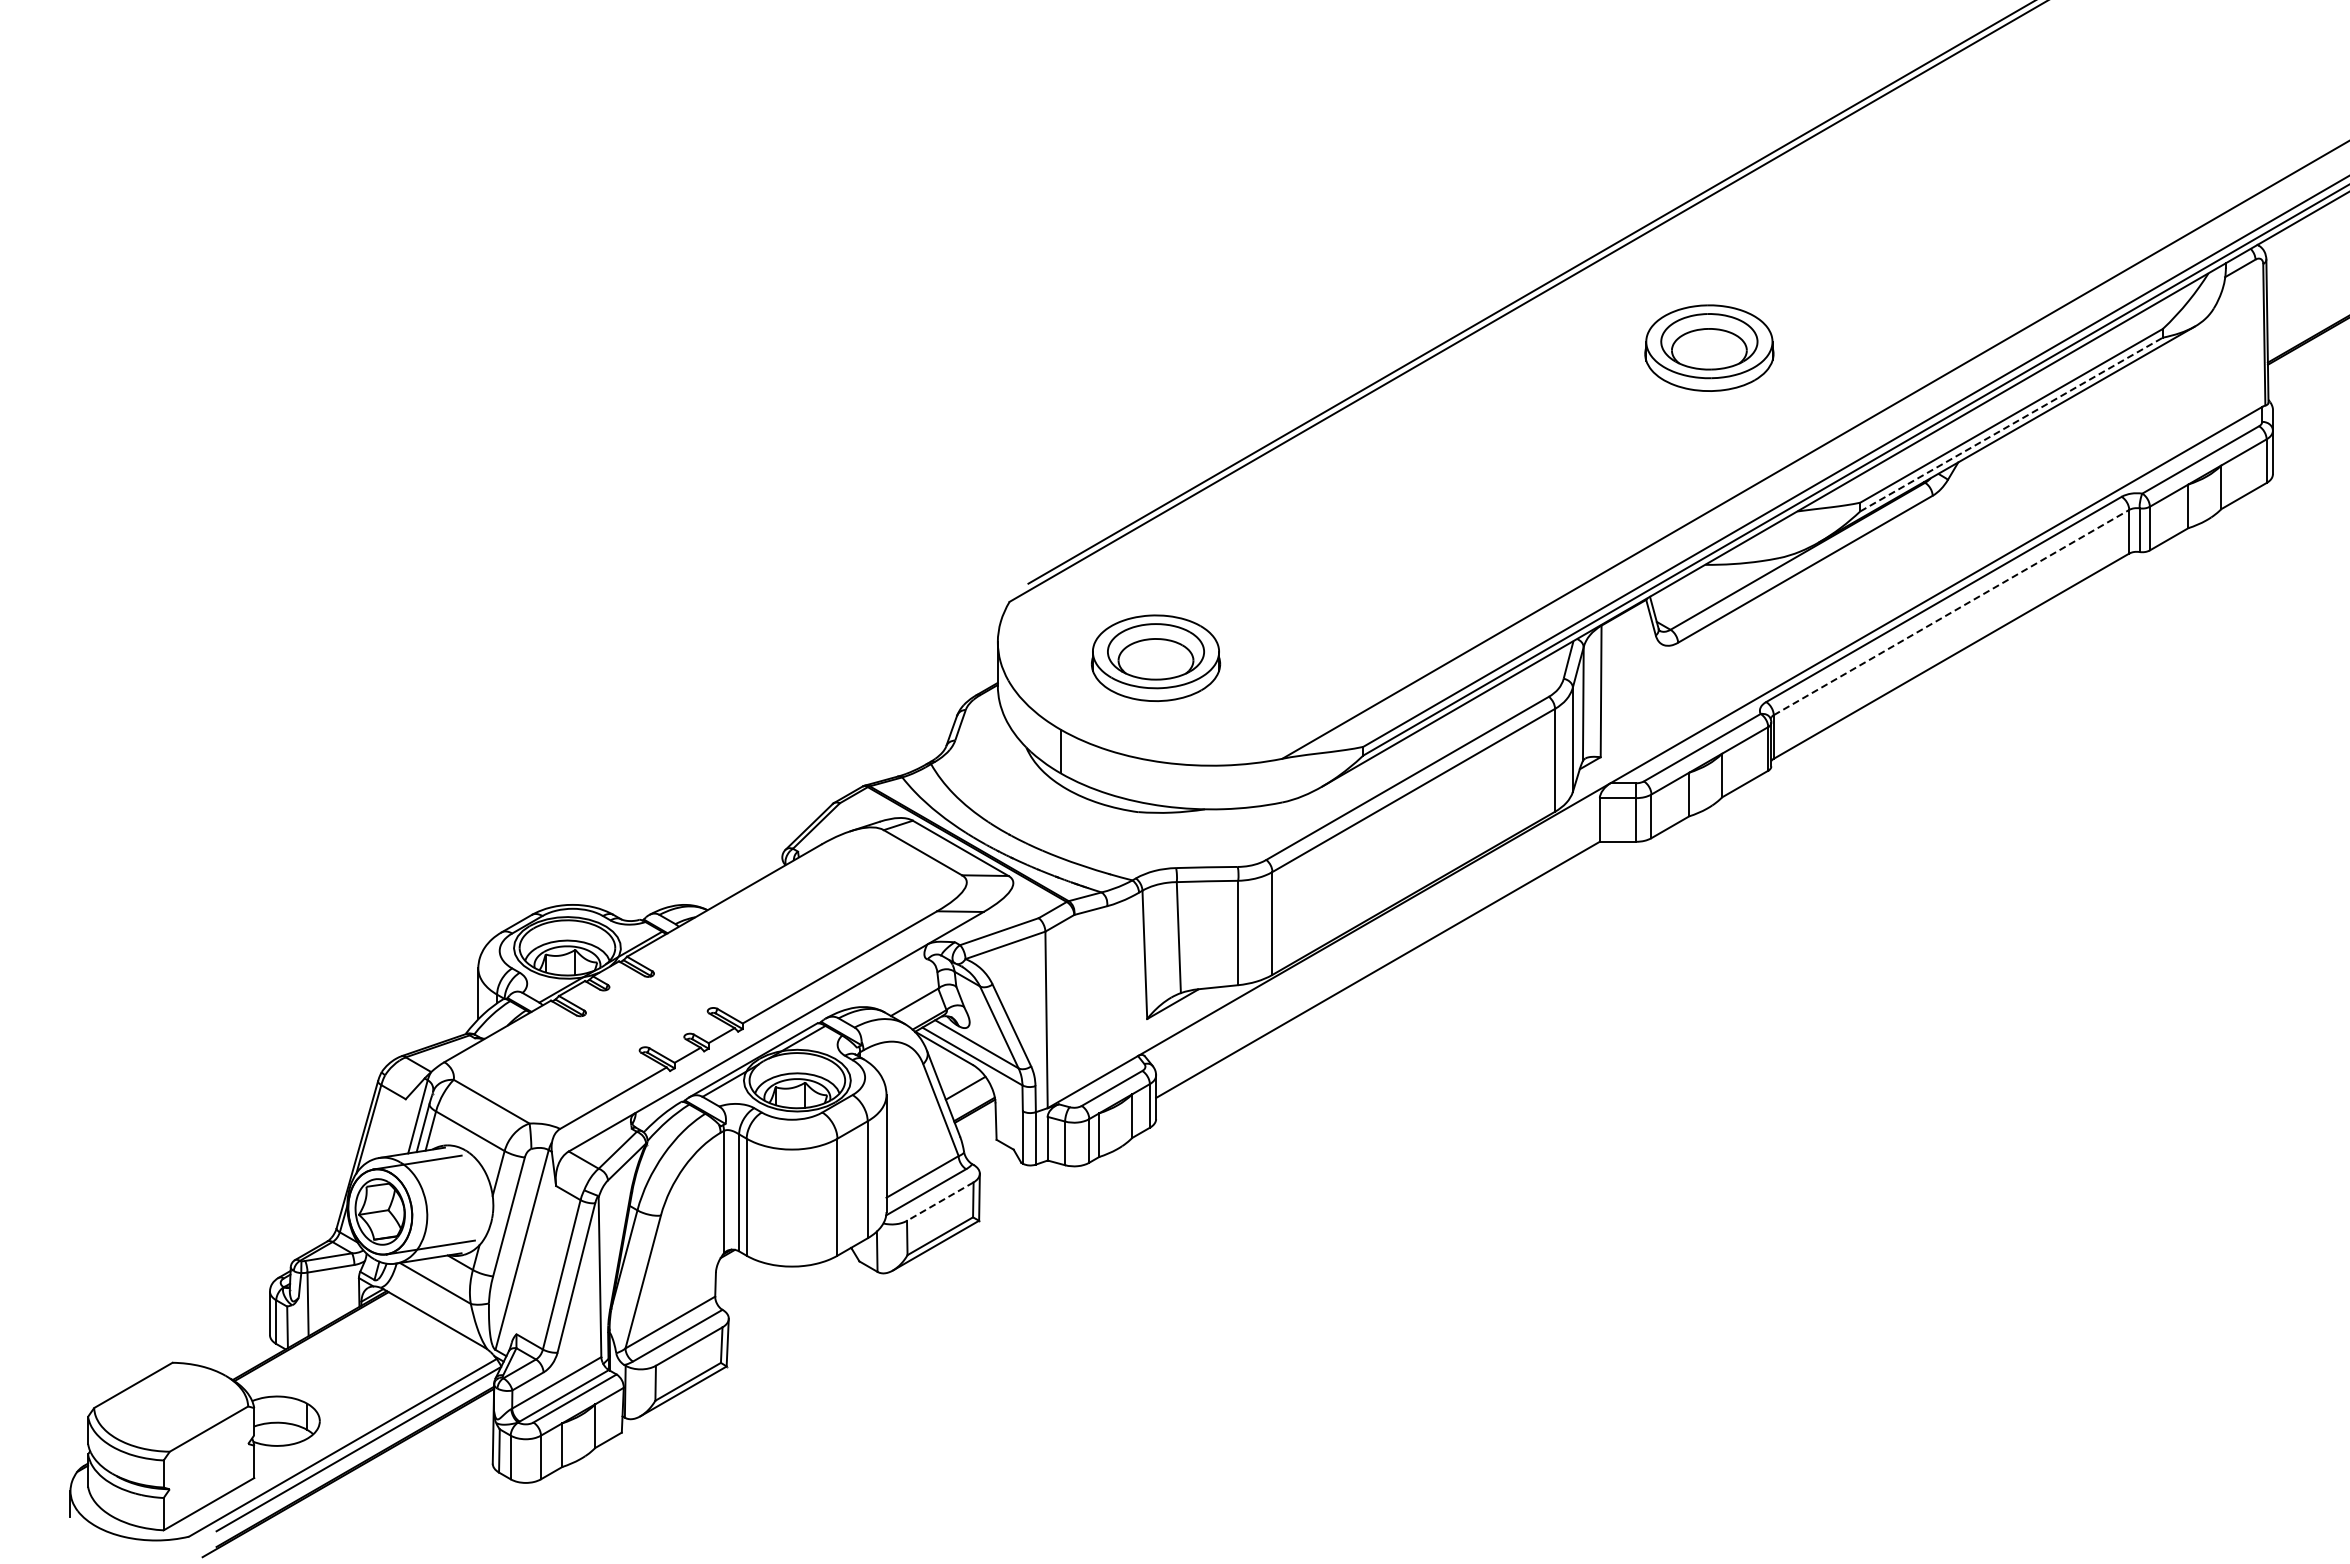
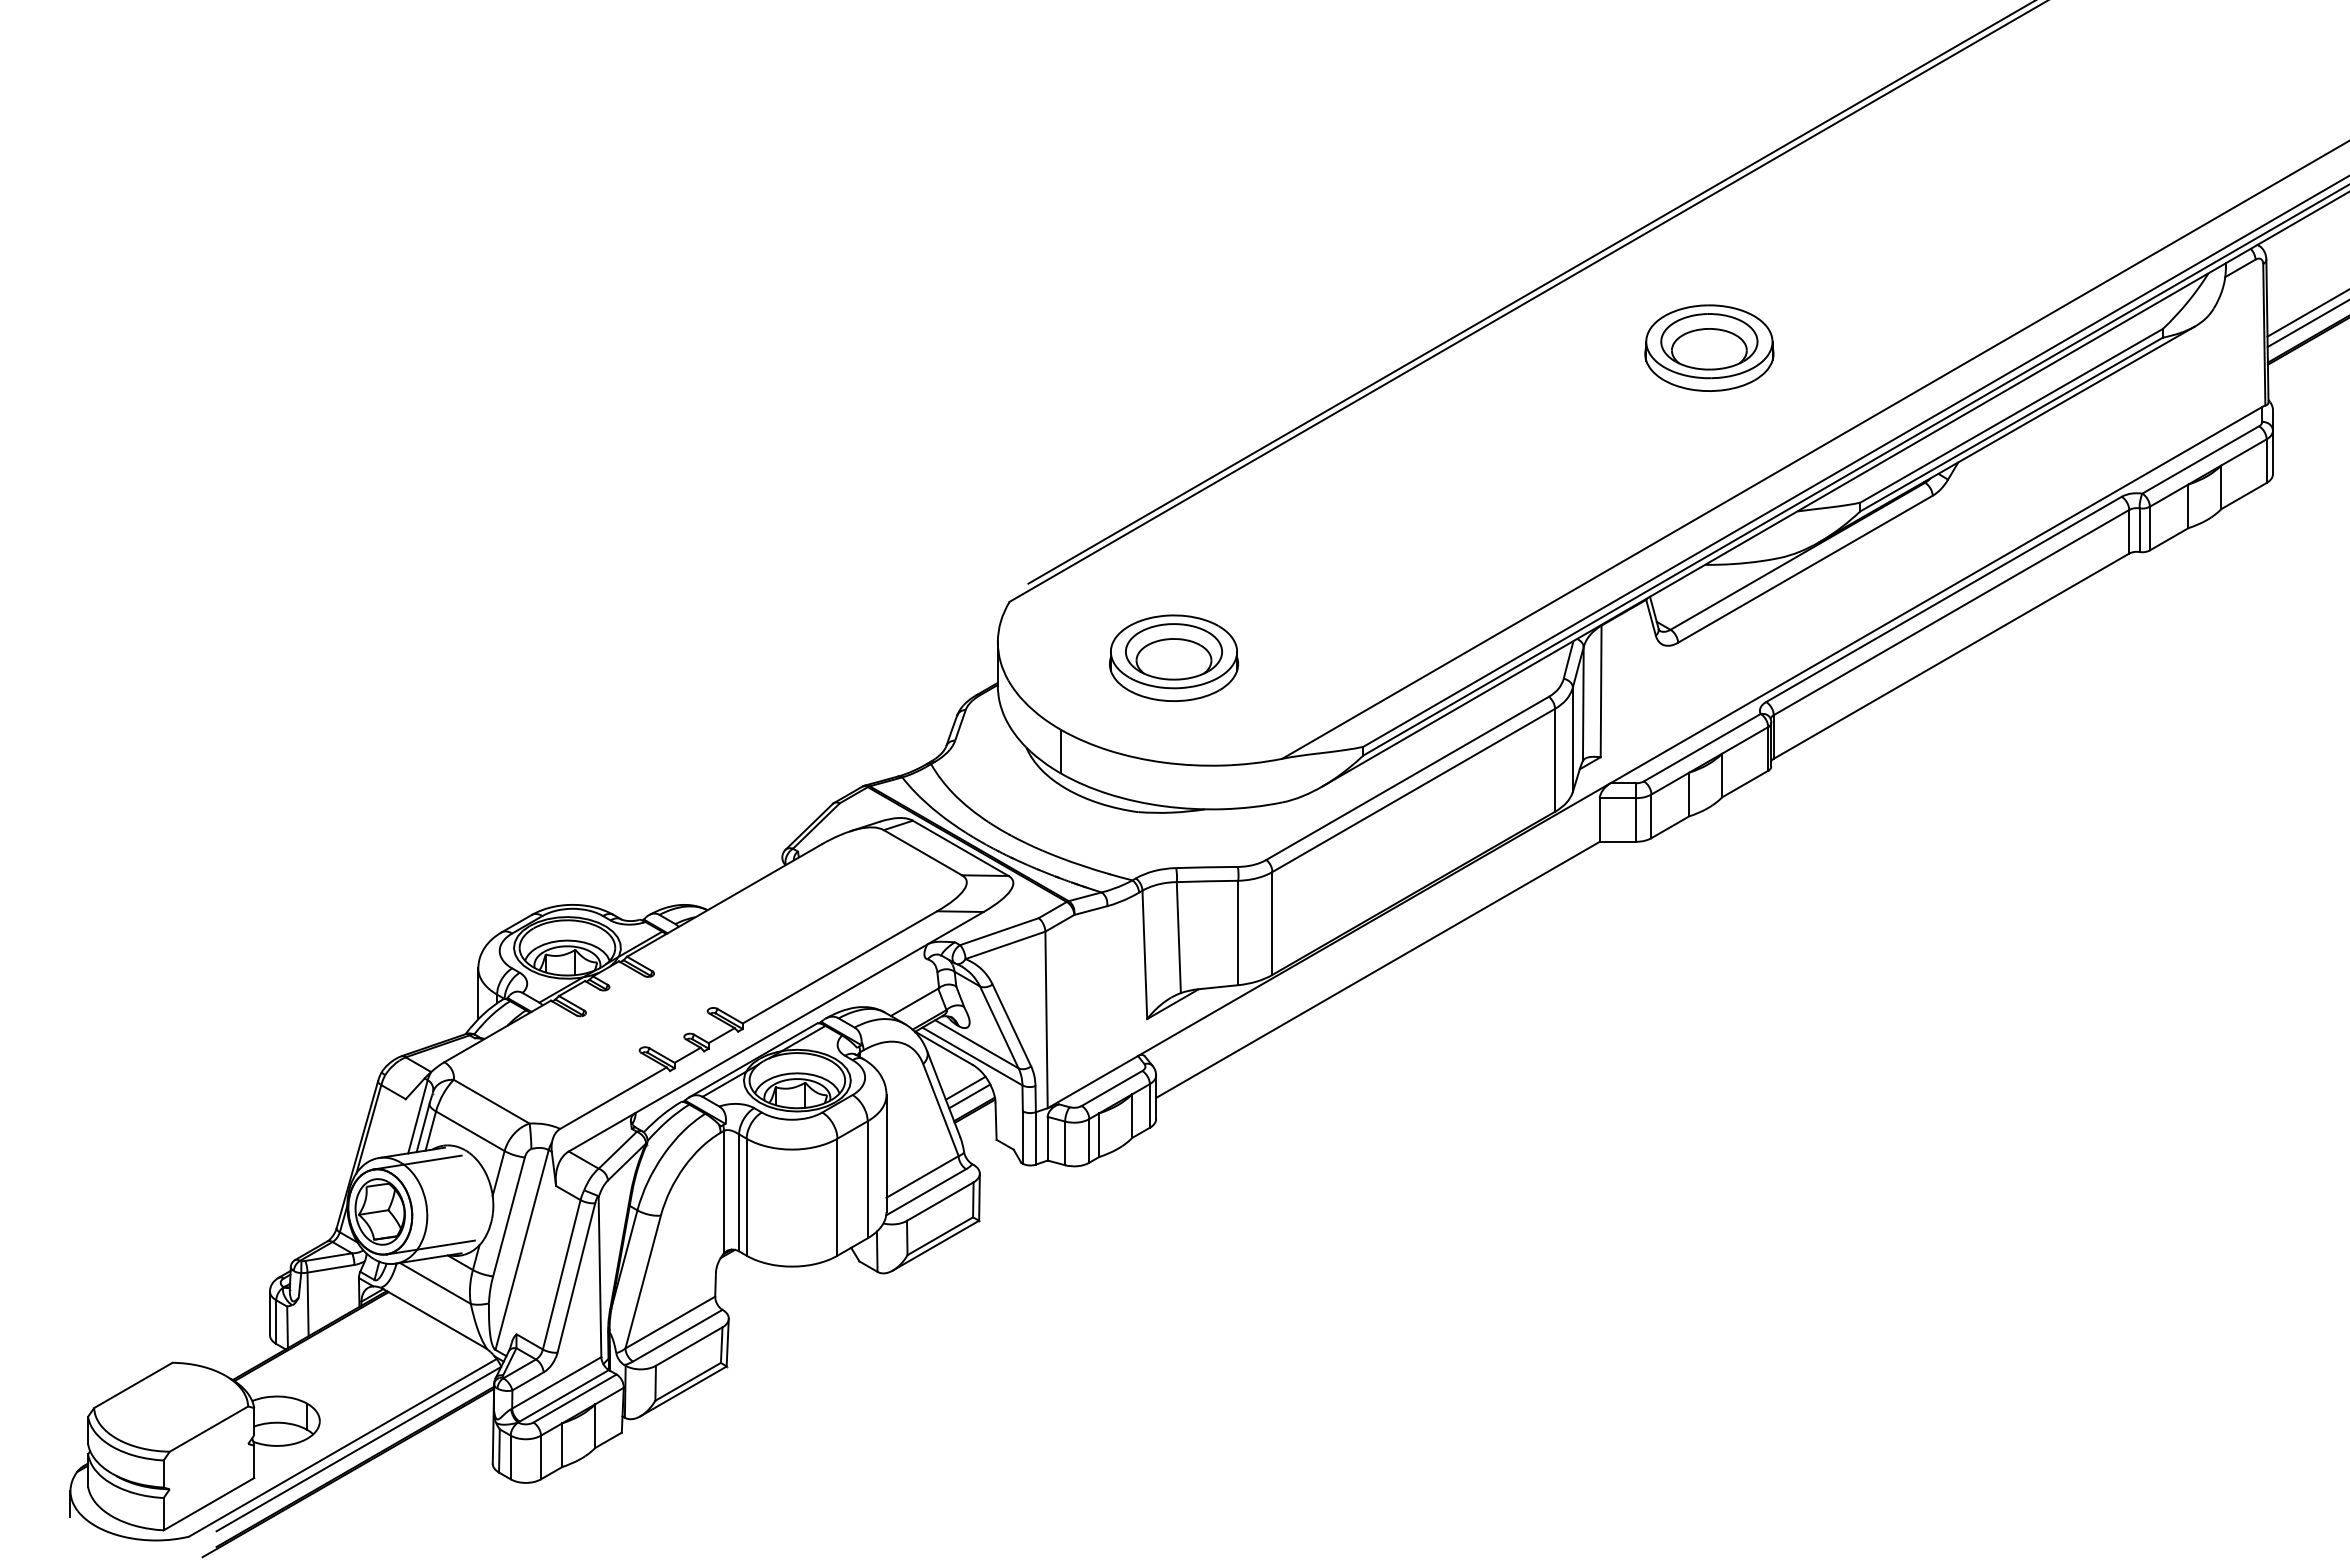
line: none -> present (2306, 313)
line: none -> present (2306, 324)
line: dashed -> solid (2011, 424)
line: dashed -> solid (1951, 612)
part position: (1156, 657) -> (1174, 657) (1174, 657)
line: none -> present (969, 1096)
line: dashed -> solid (939, 1201)
